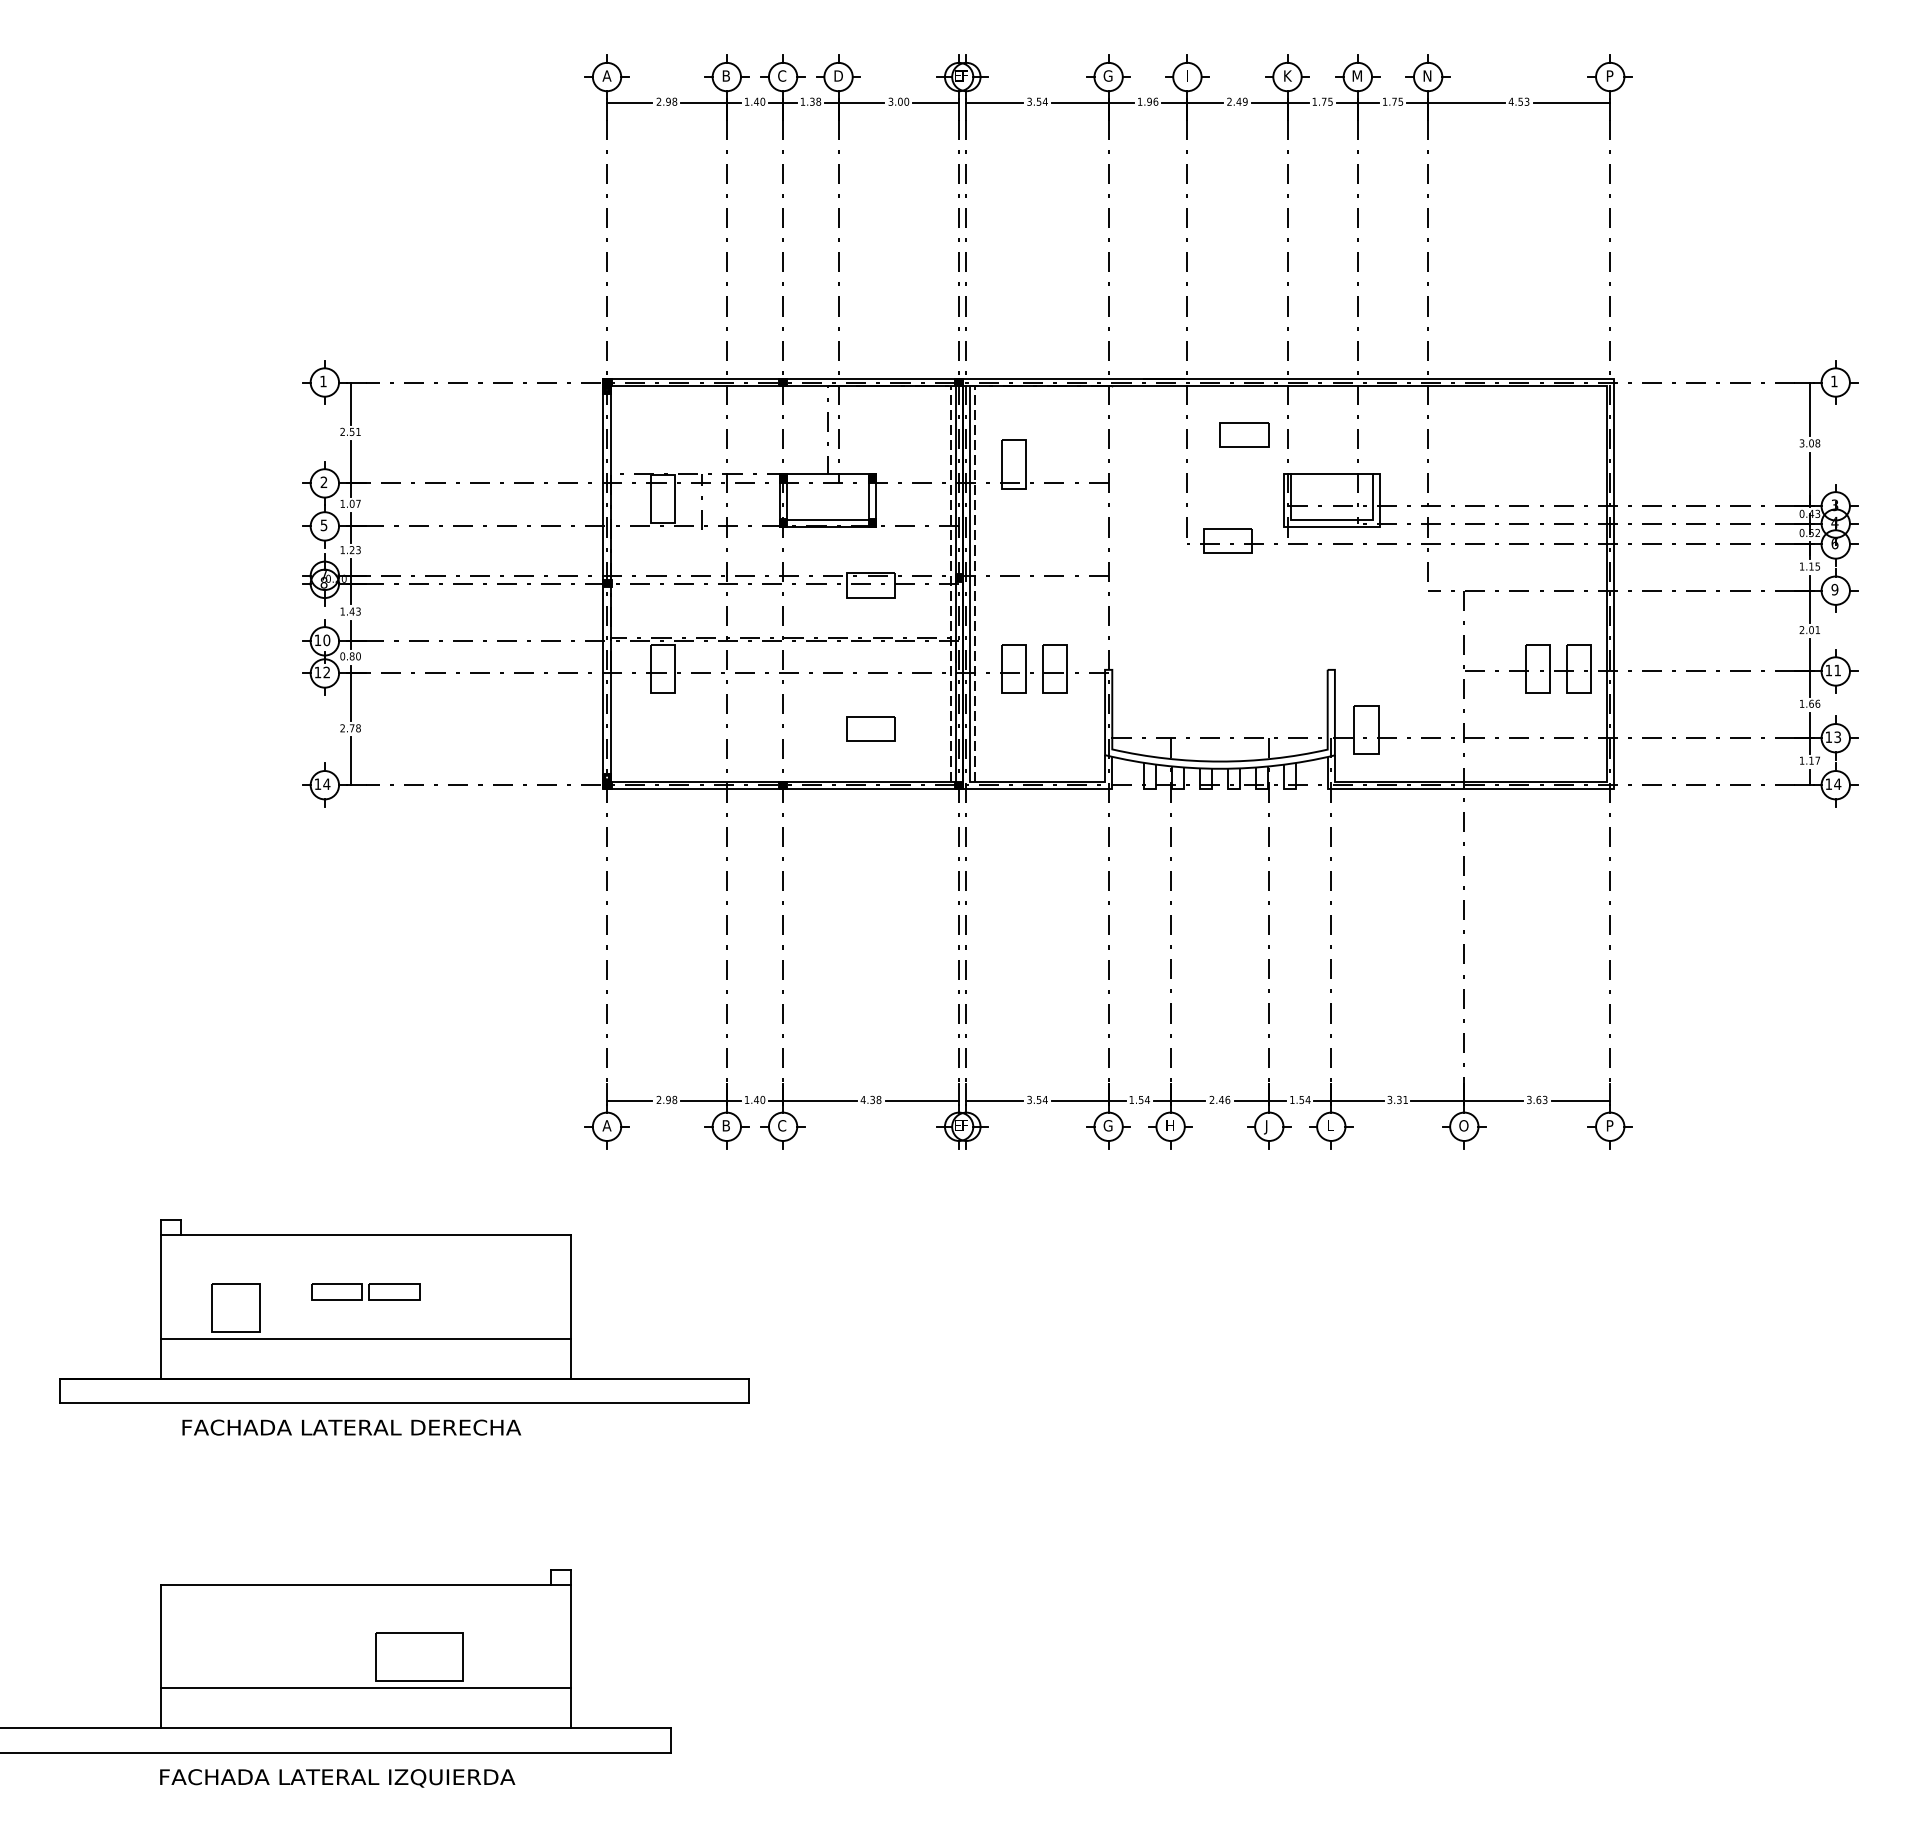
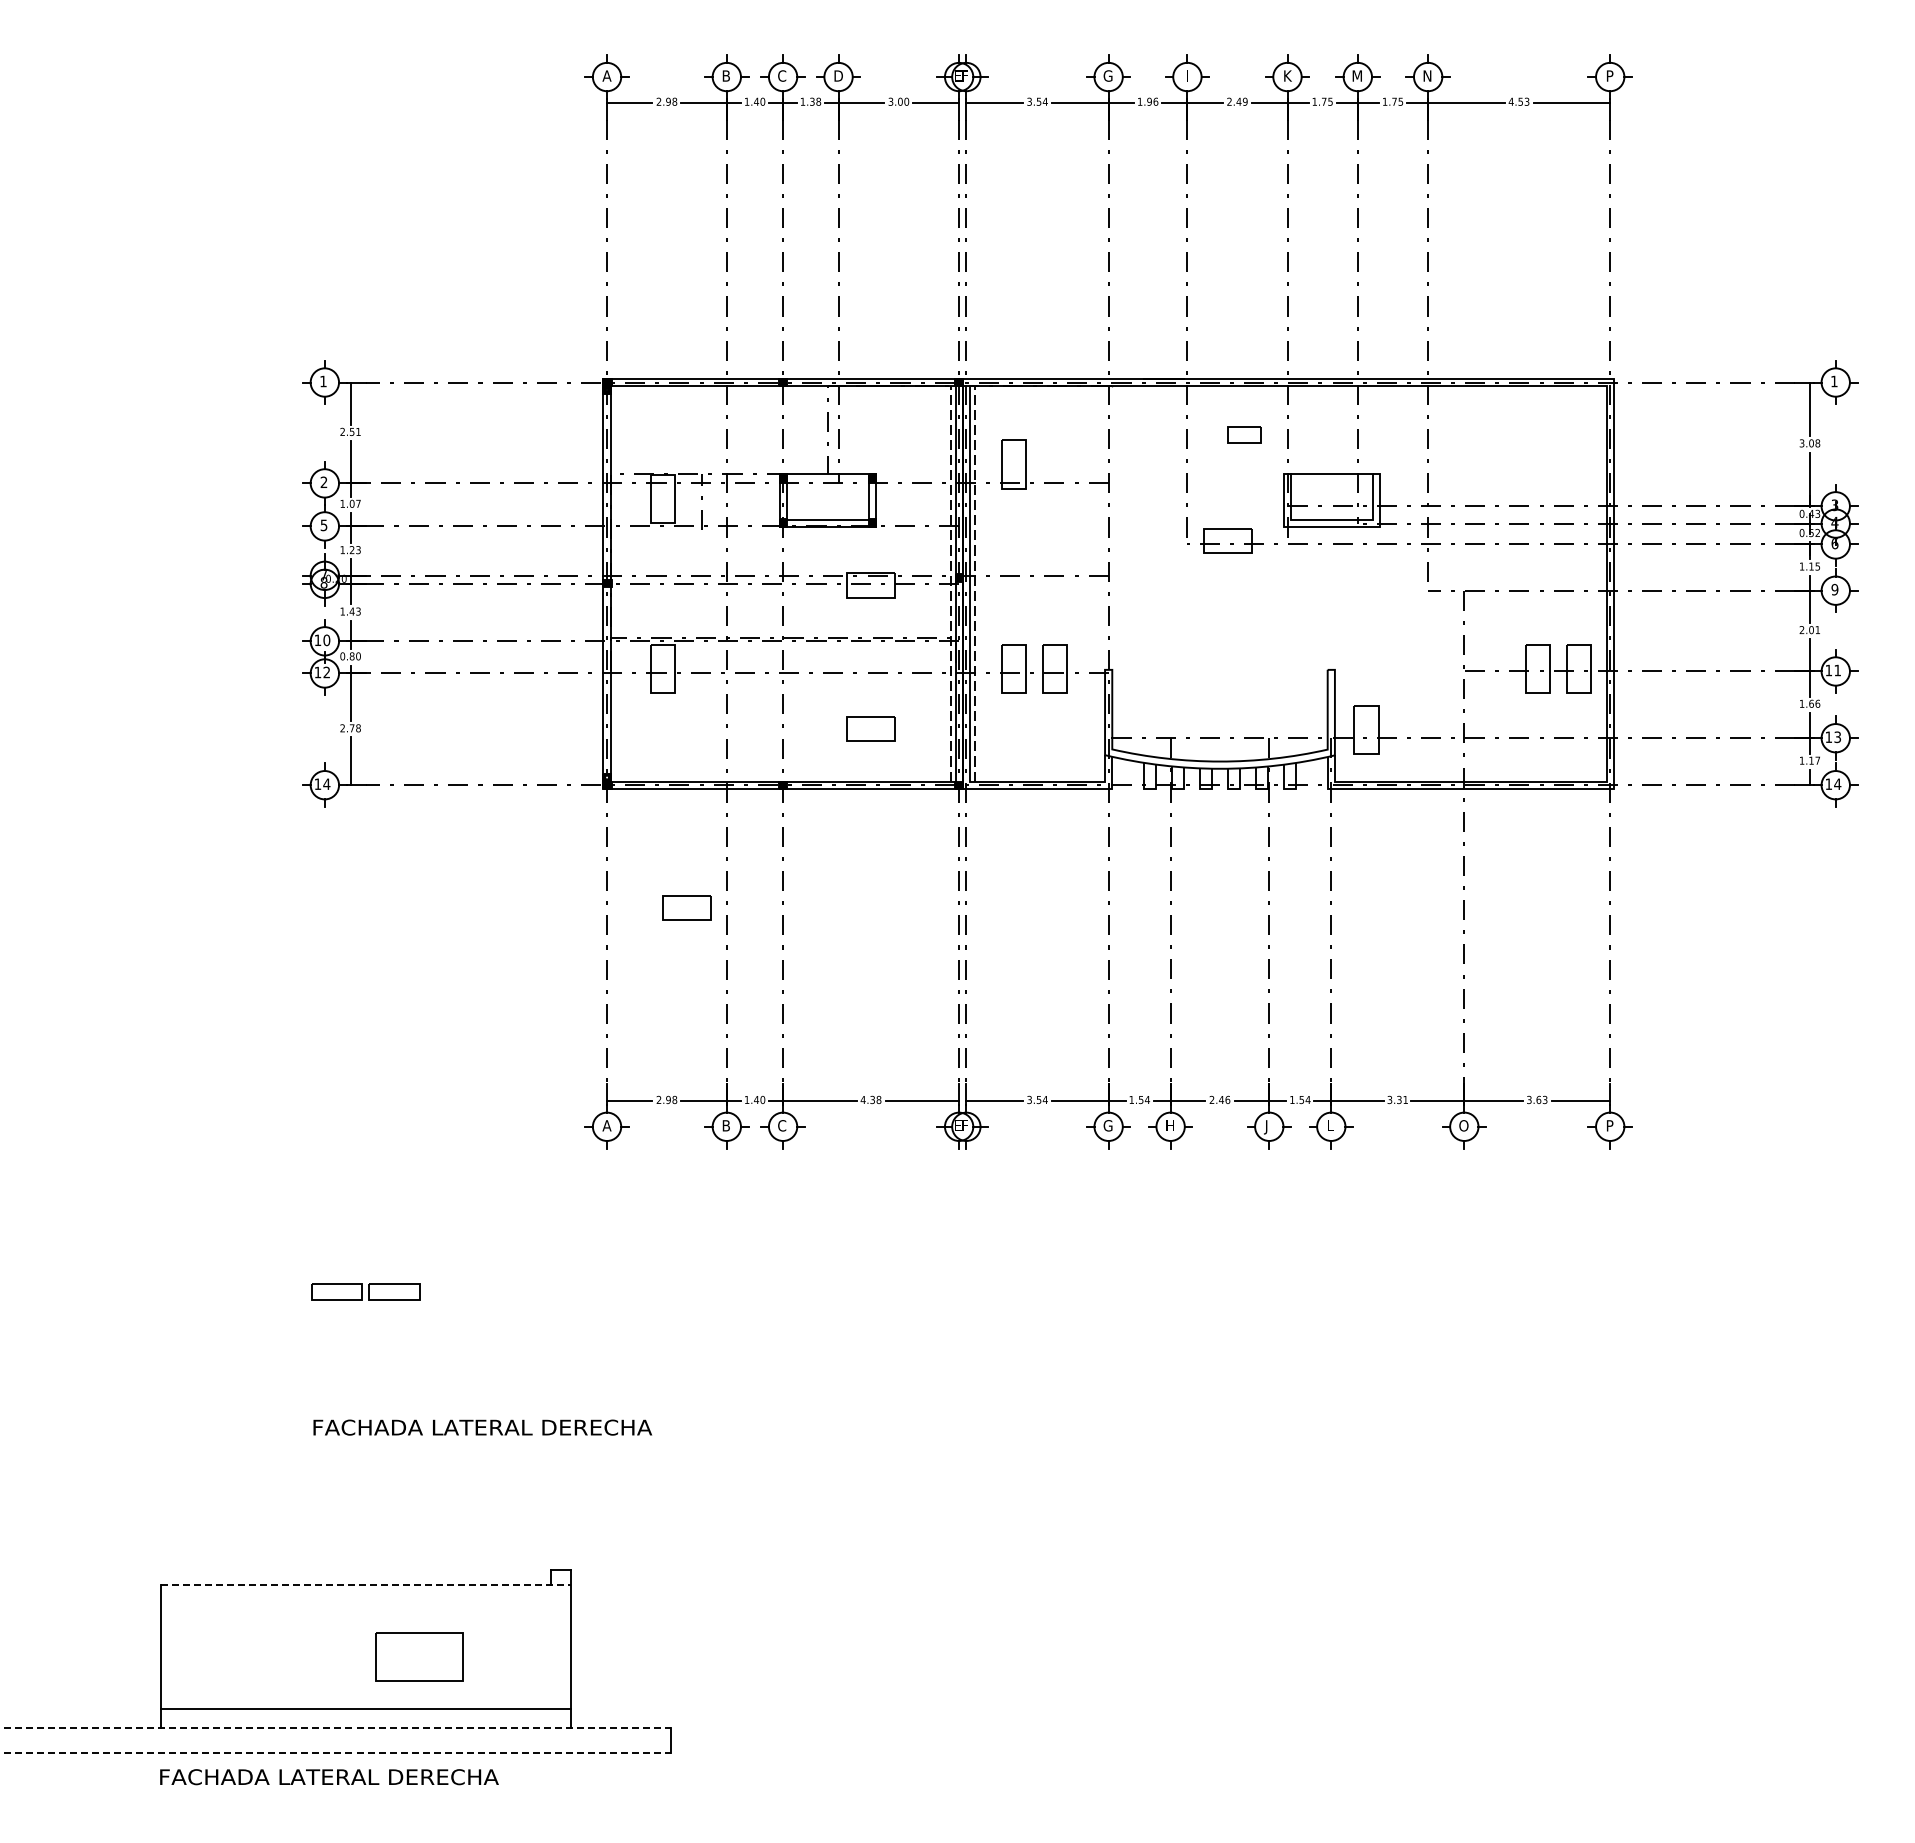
part size: 51x26 px -> 35x18 px (1244, 434)
part: none -> present (686, 907)
part: present -> none (404, 1311)
text position: (351, 1427) -> (482, 1427) (482, 1427)
line: solid -> dashed (365, 1584)
line position: (365, 1688) -> (365, 1709) (365, 1709)
line: solid -> dashed (336, 1728)
line: solid -> dashed (336, 1752)
text: FACHADA LATERAL IZQUIERDA -> FACHADA LATERAL DERECHA (453, 1778)
